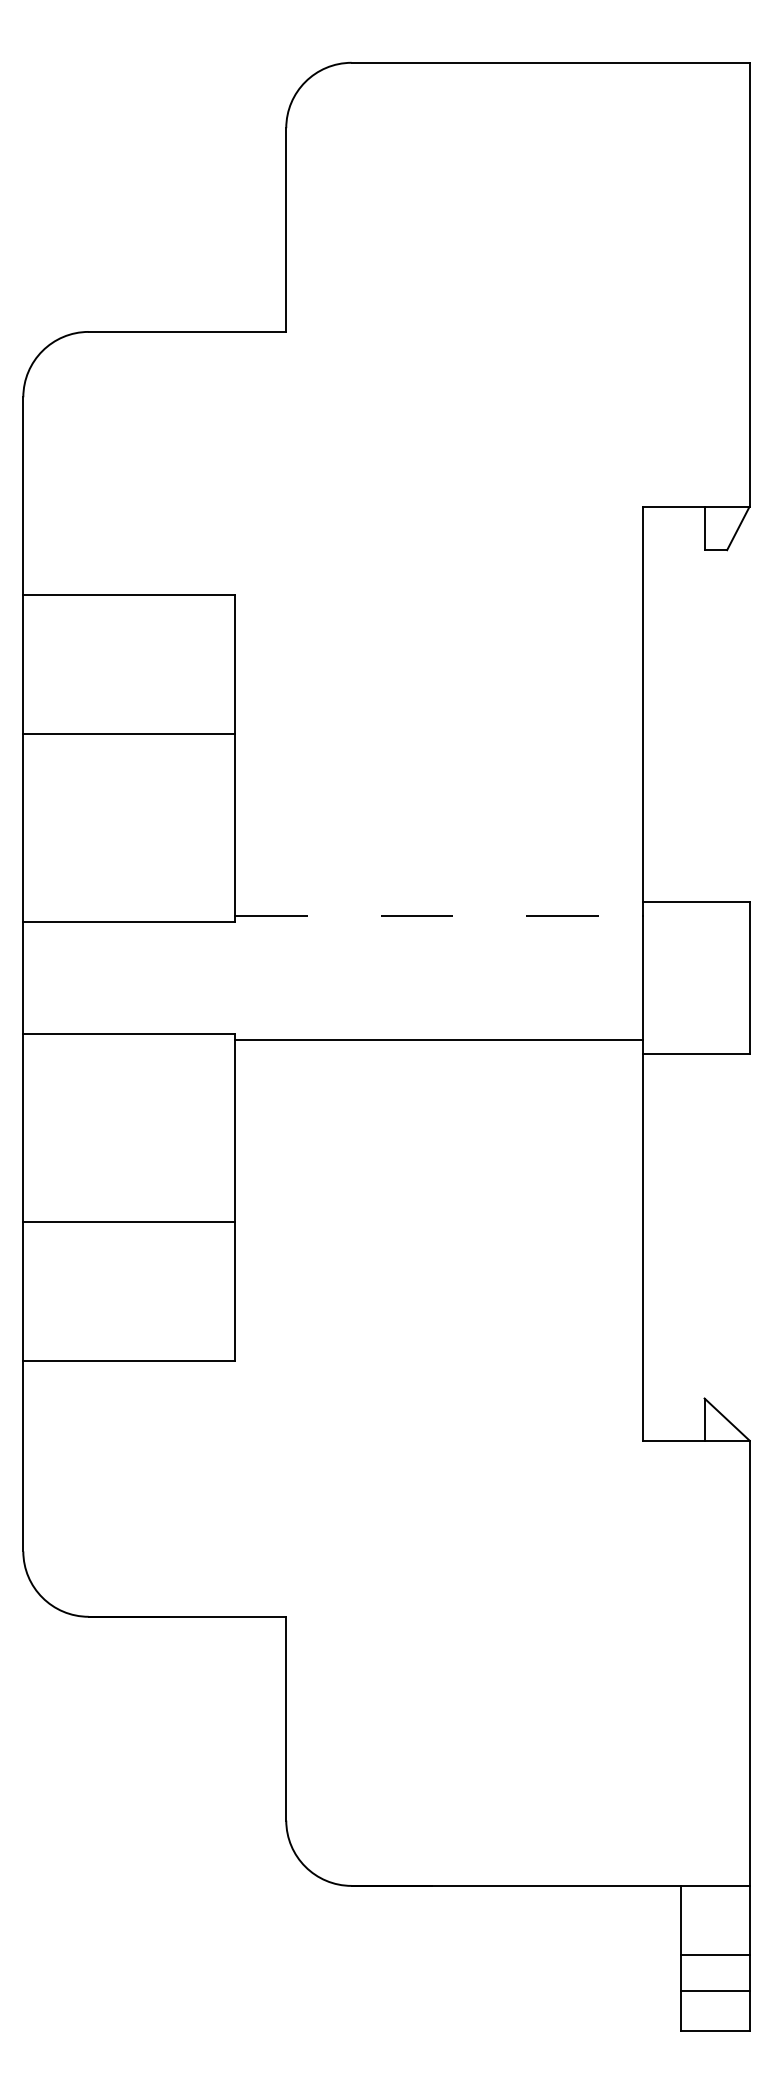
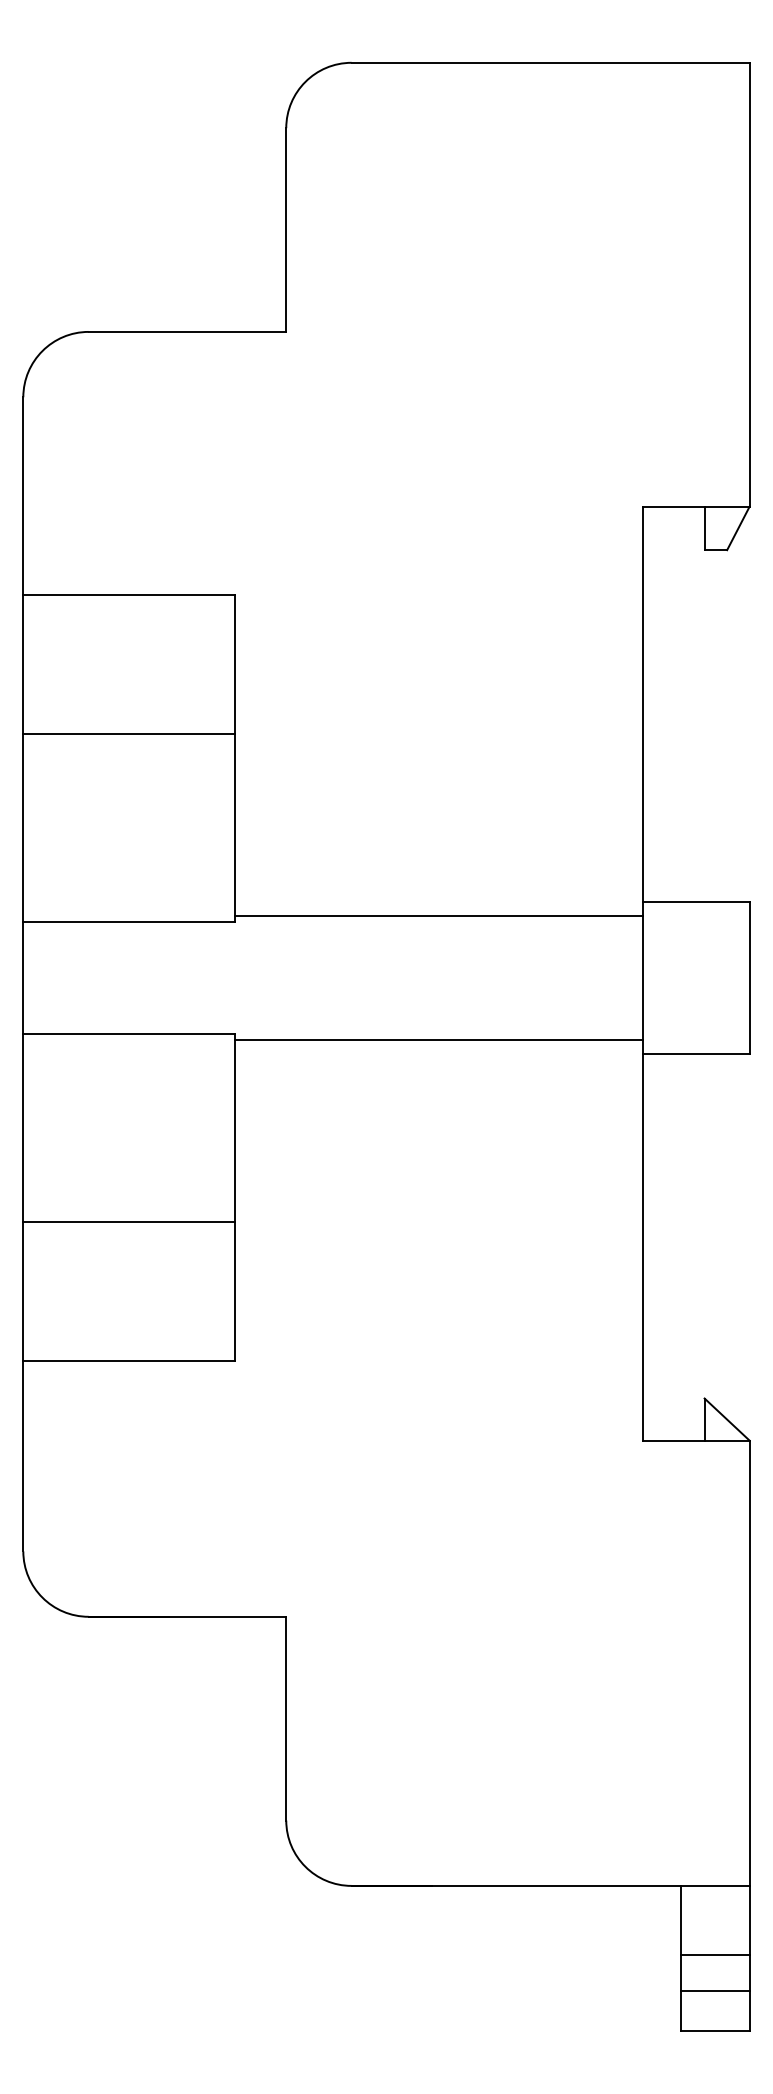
line: dashed -> solid (439, 916)
